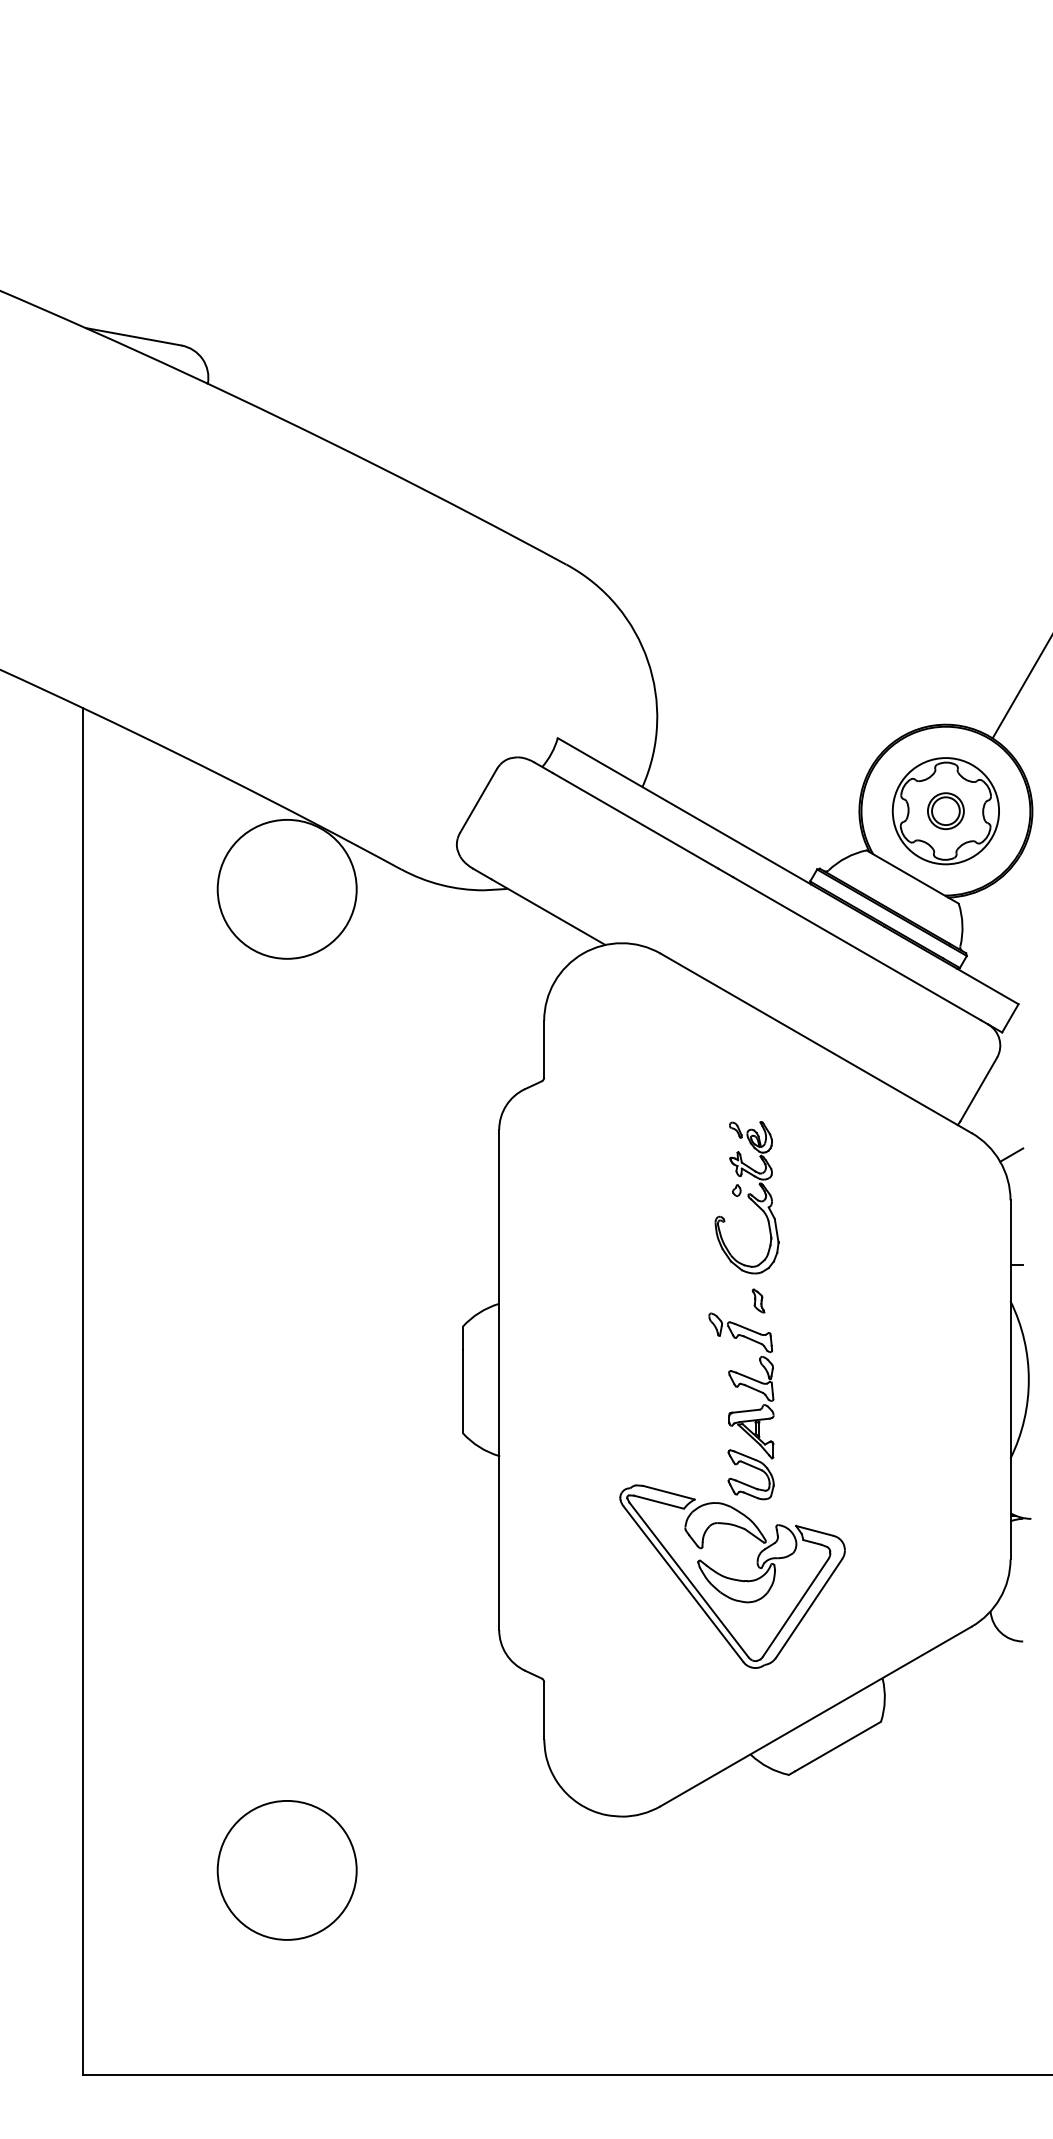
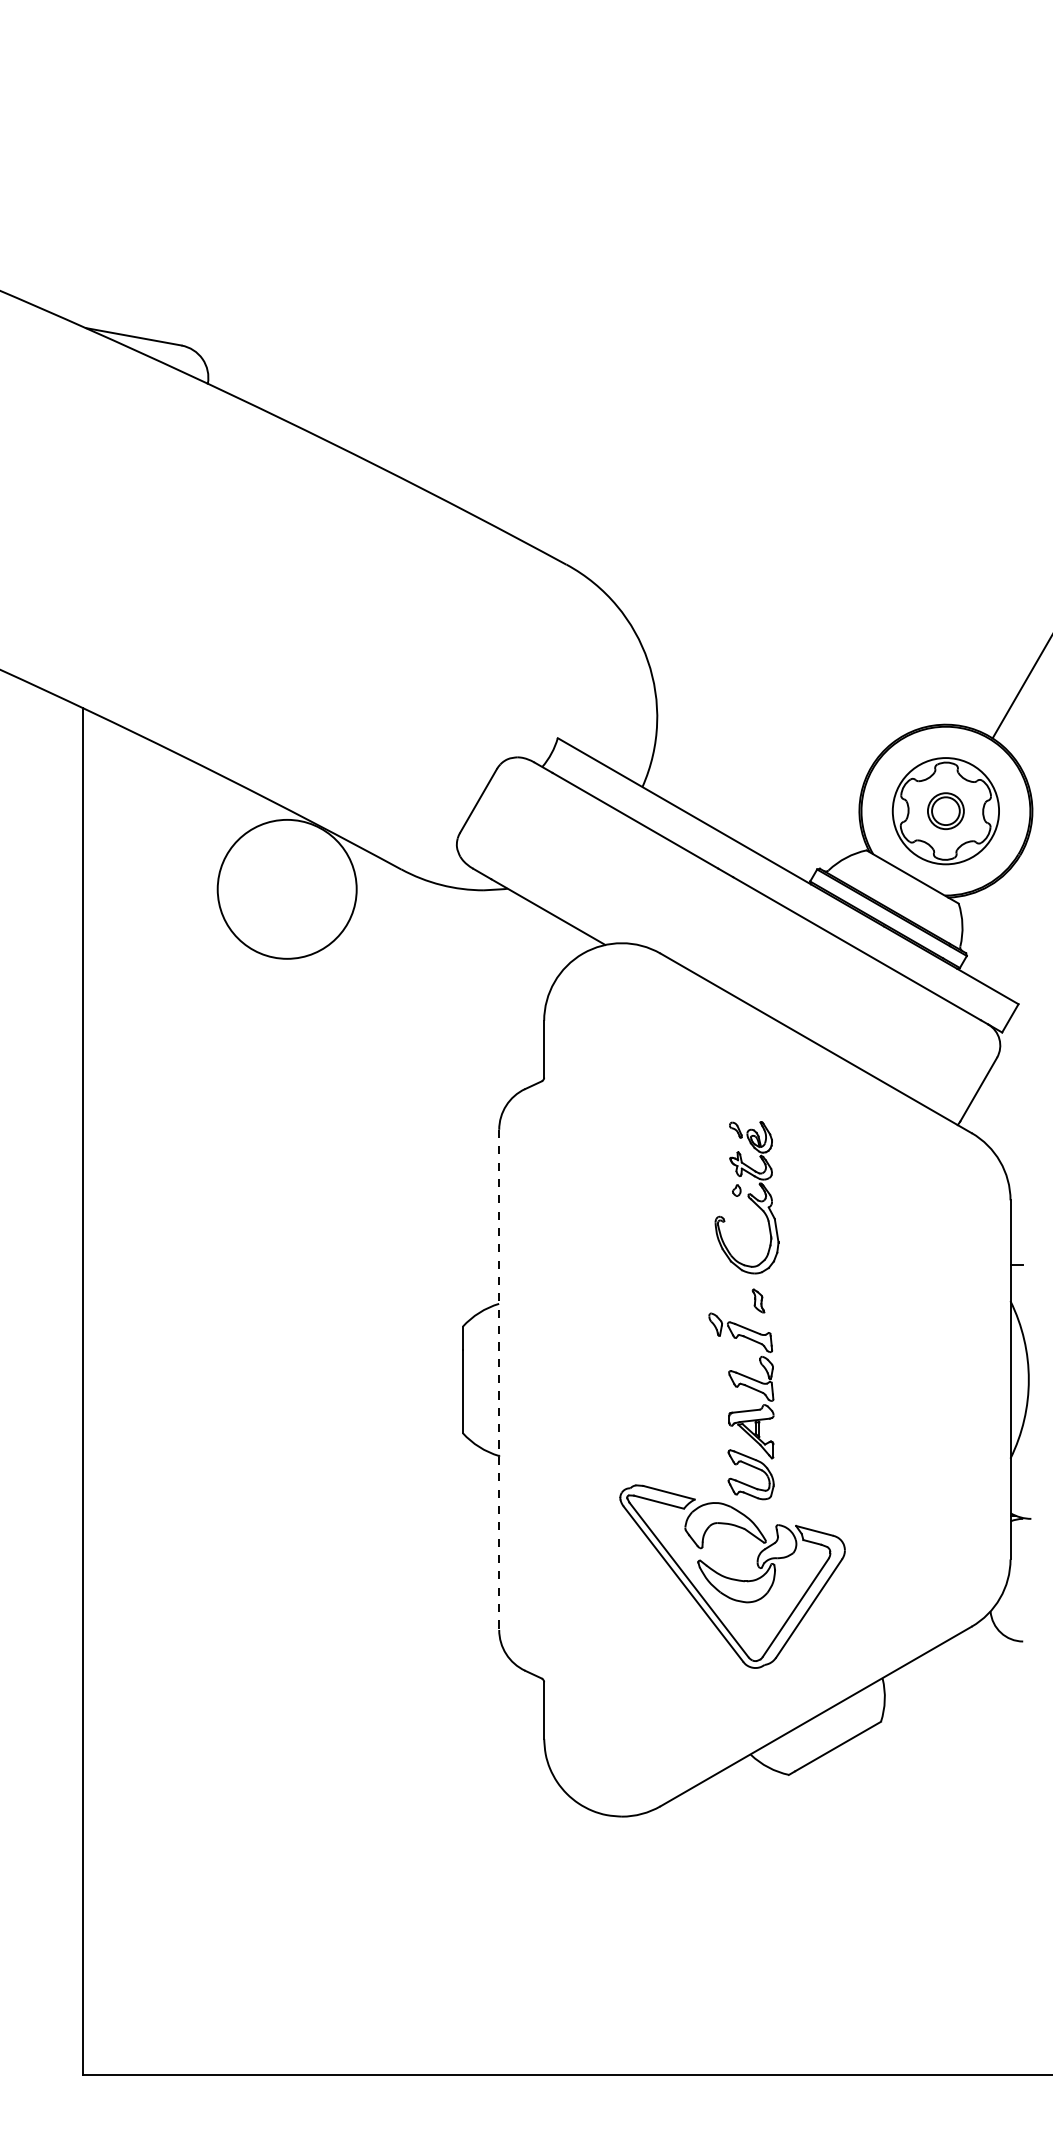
line: present -> none (1011, 1154)
line: solid -> dashed (499, 1380)
circle: present -> none (286, 1870)
